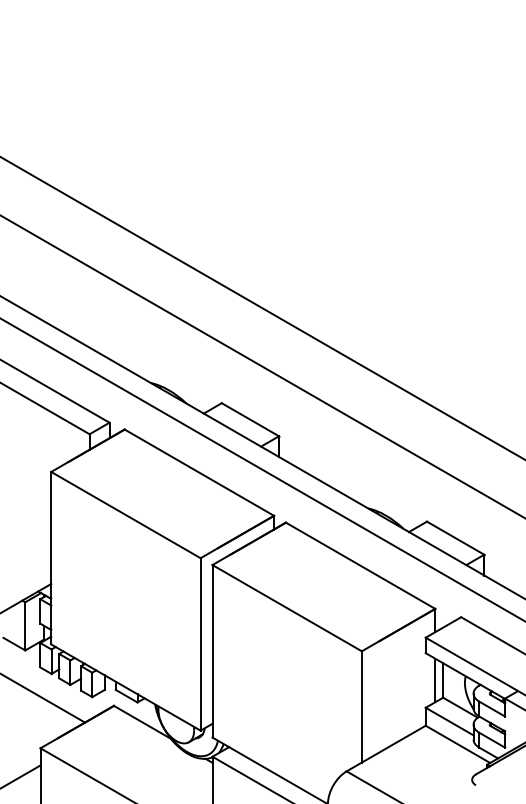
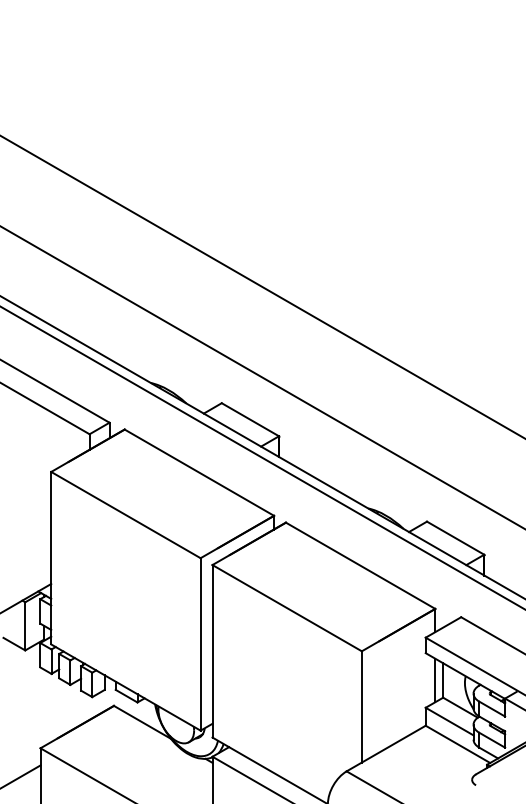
line position: (262, 308) -> (262, 286) (262, 286)
line position: (262, 366) -> (262, 377) (262, 377)
line position: (262, 469) -> (262, 457) (262, 457)
line: present -> none (43, 698)
